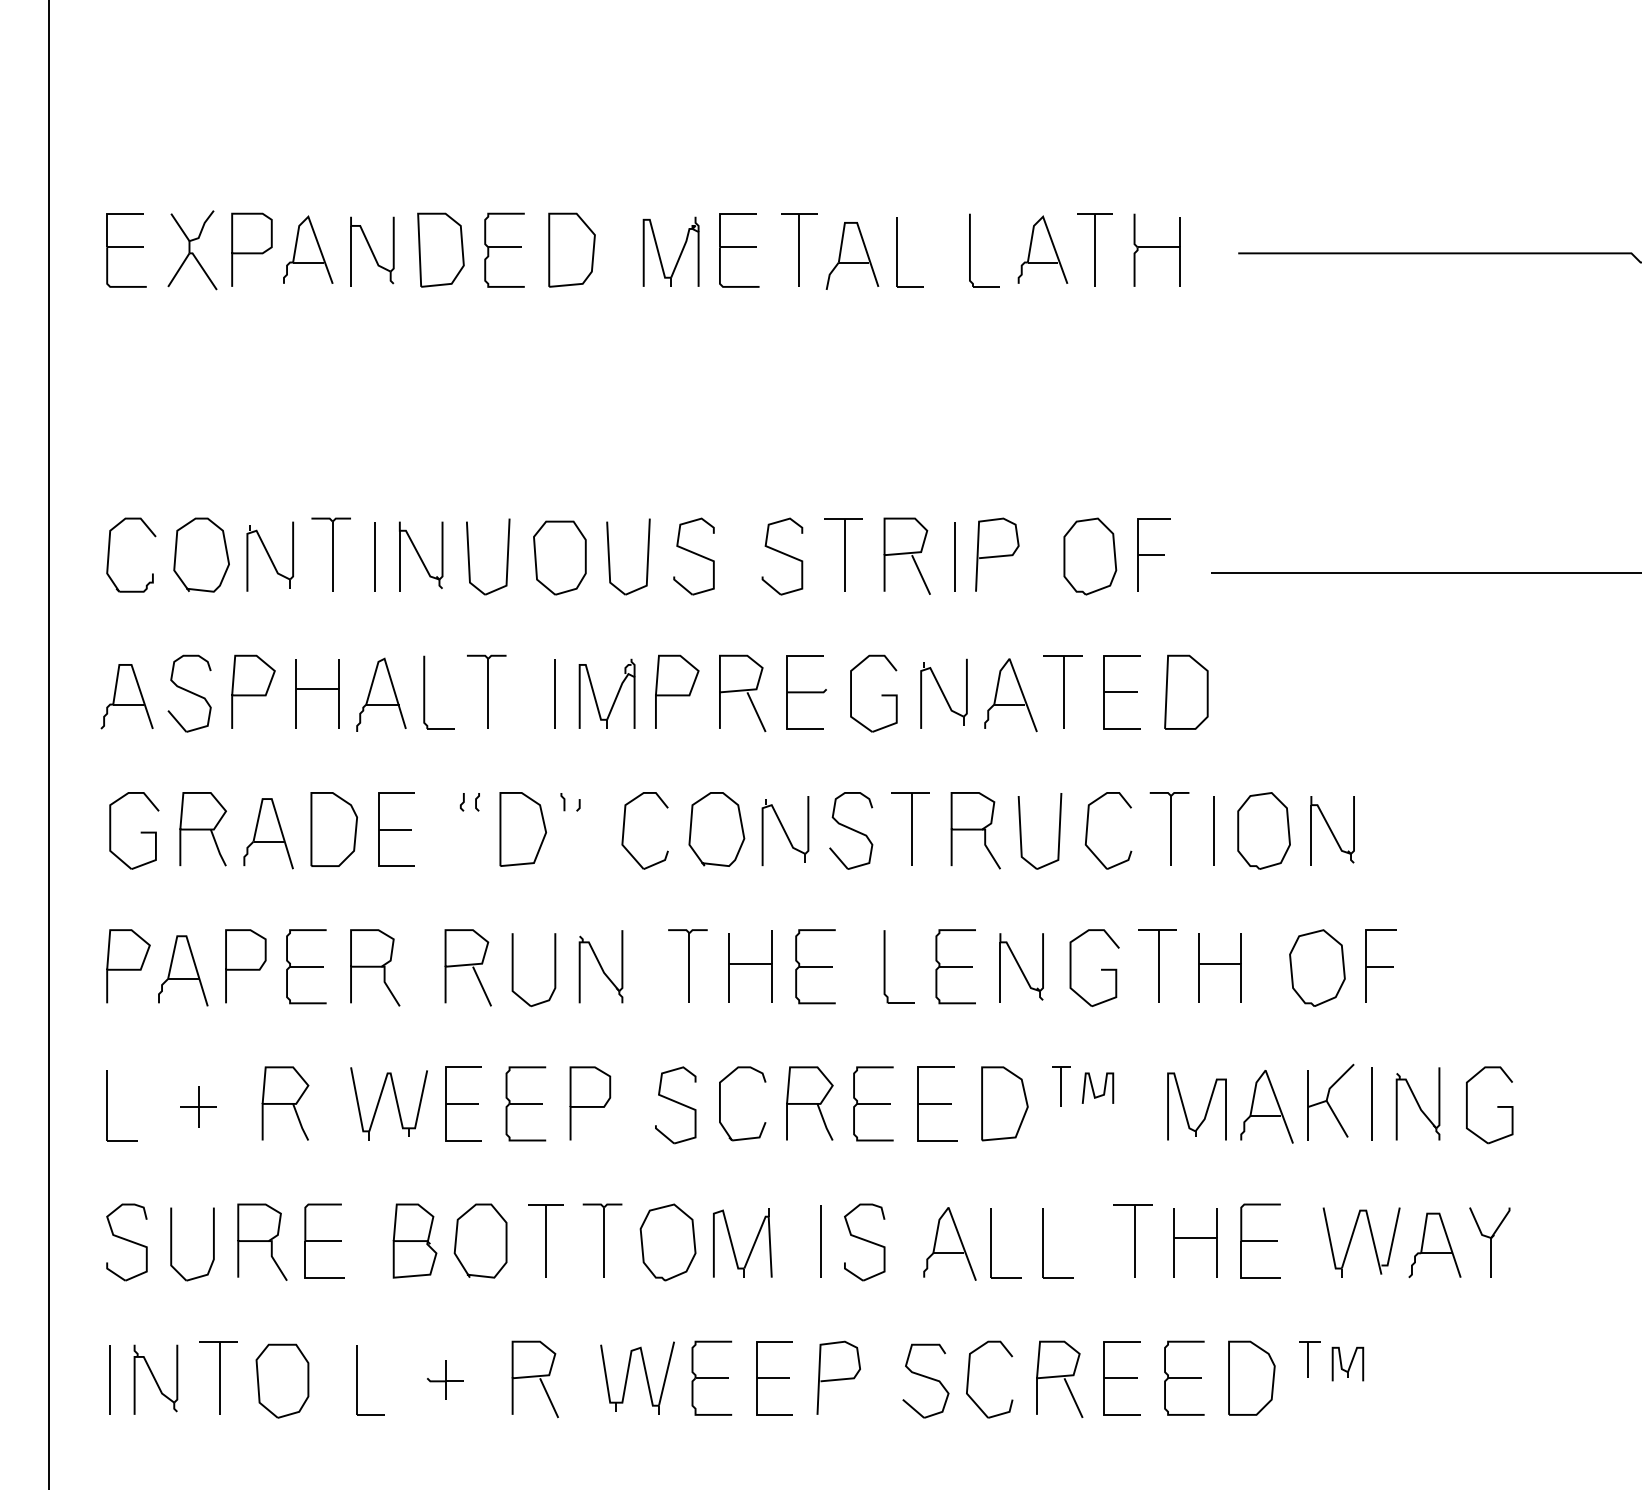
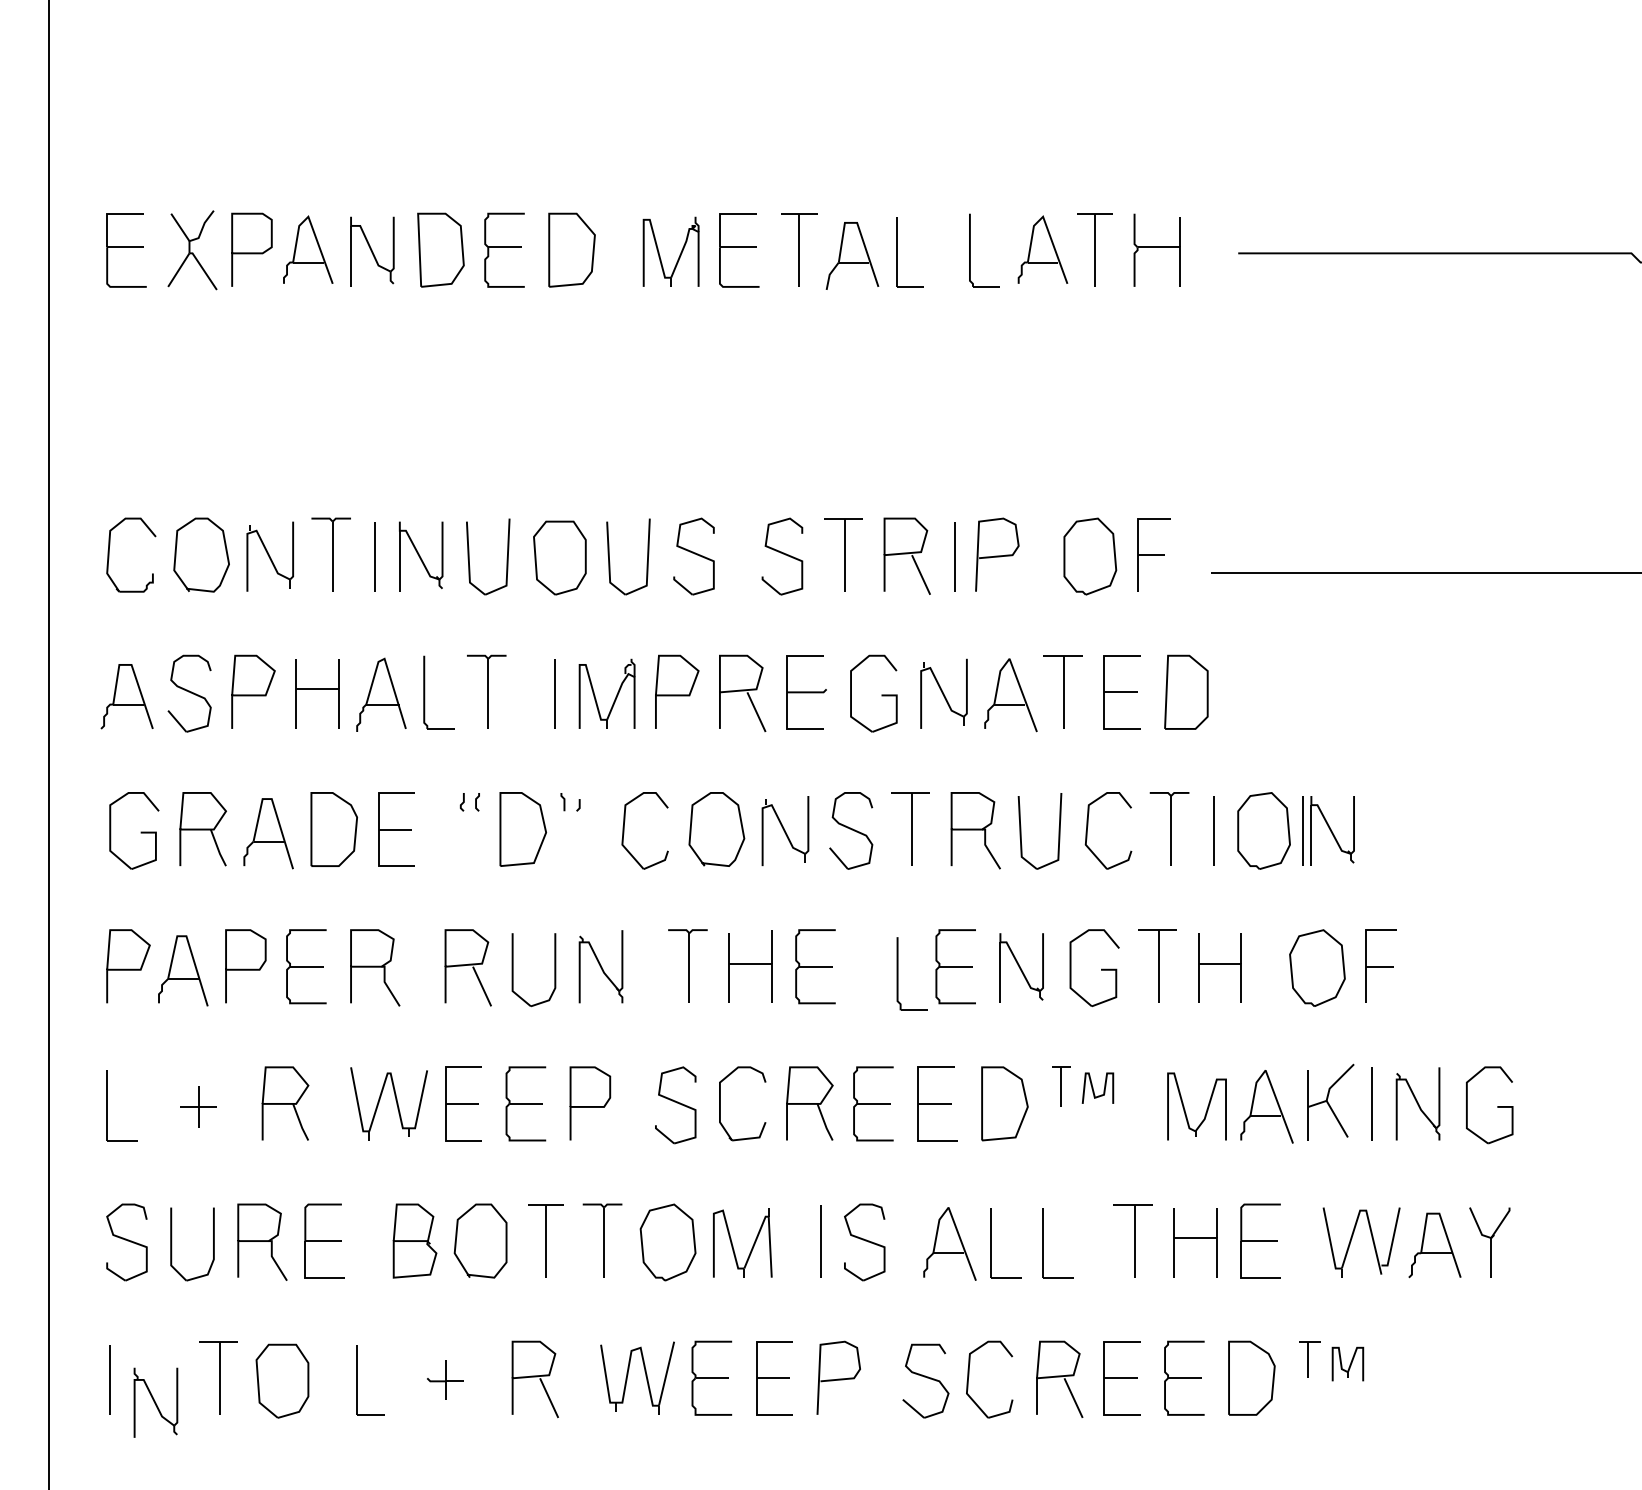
line: none -> present (1302, 830)
part position: (885, 966) -> (898, 973) (898, 973)
part position: (155, 1379) -> (155, 1402) (155, 1402)
